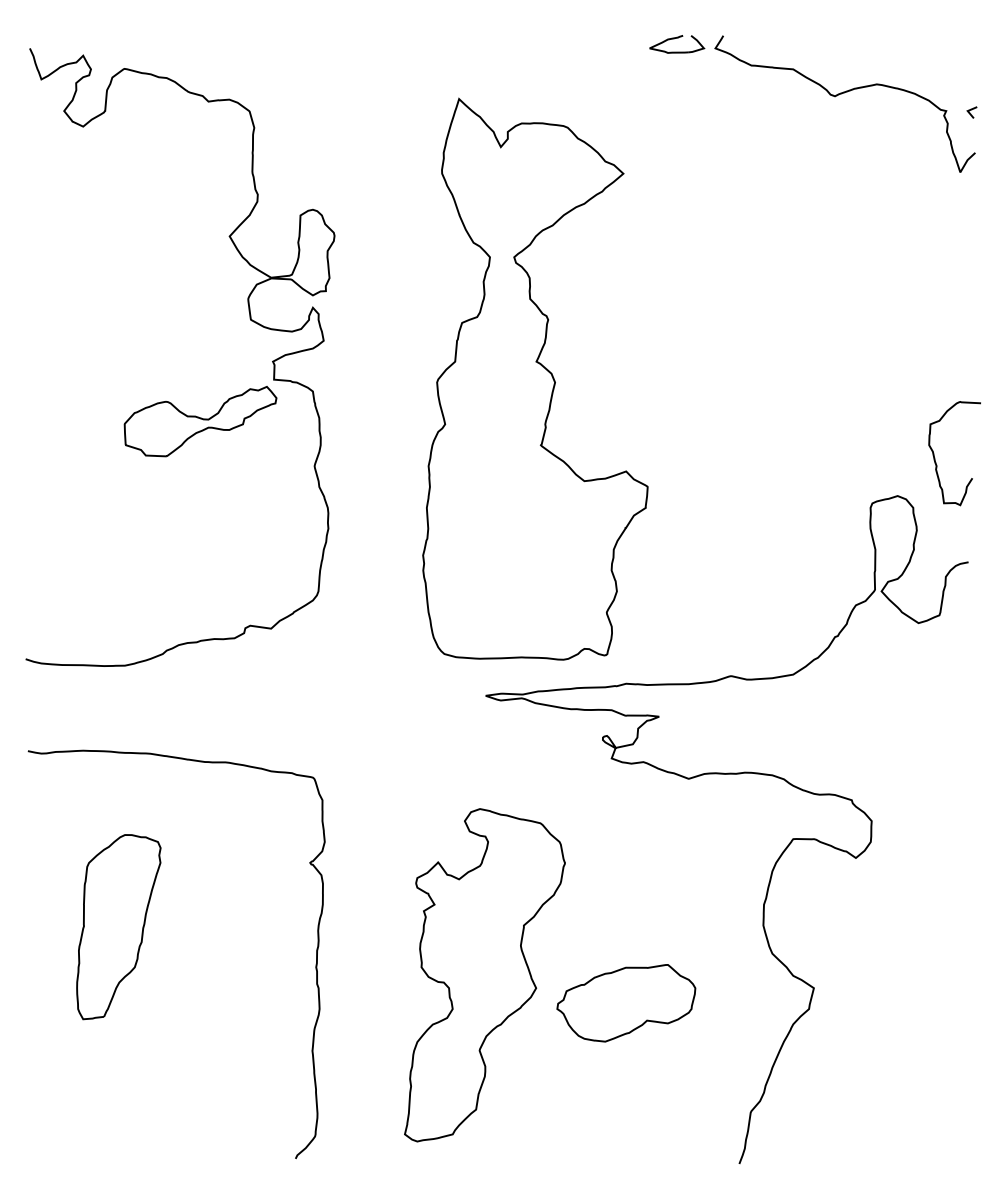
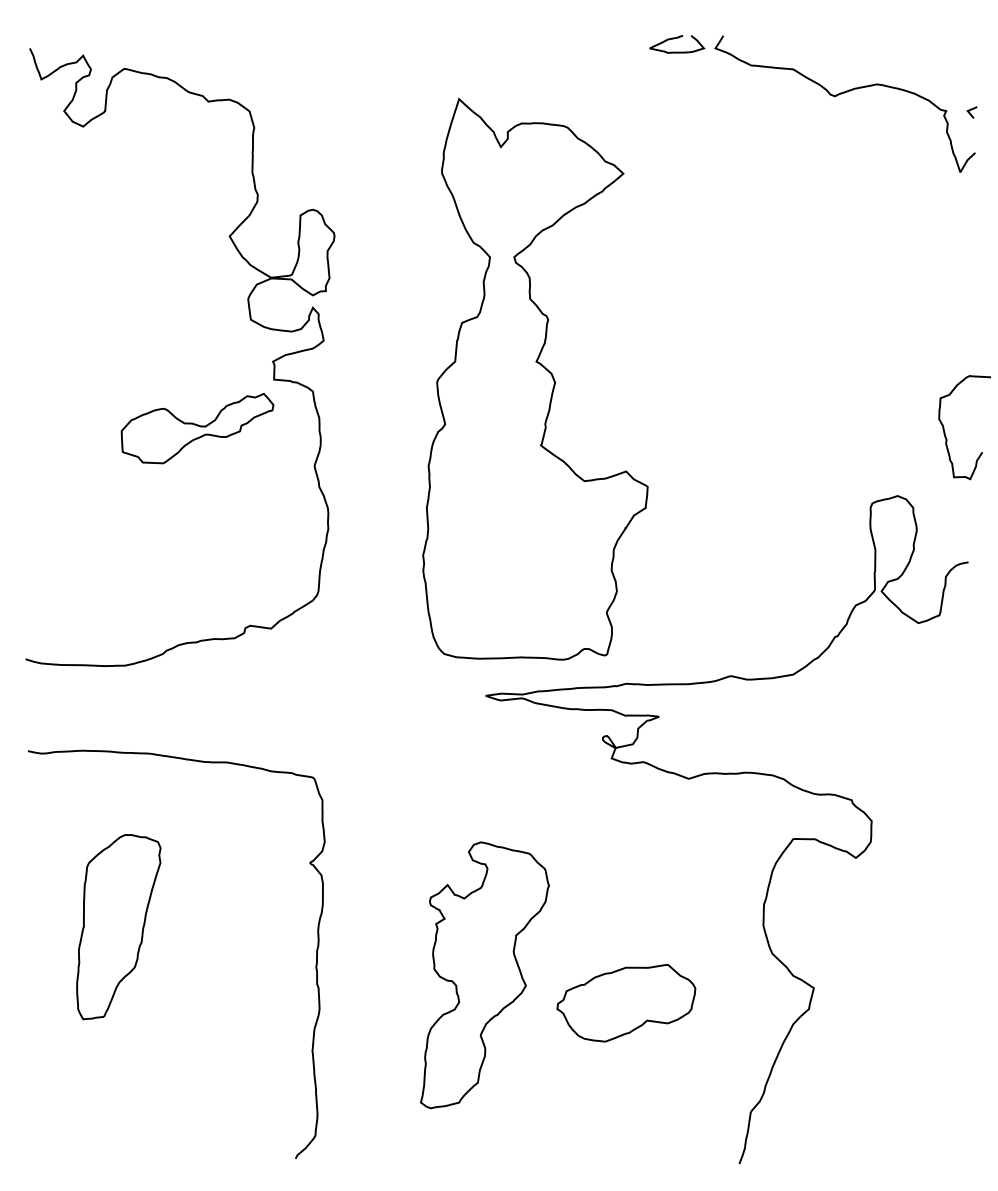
part position: (200, 421) -> (197, 428) (197, 428)
curve position: (935, 457) -> (945, 431) (945, 431)
part size: 162x335 px -> 130x269 px (484, 975)
